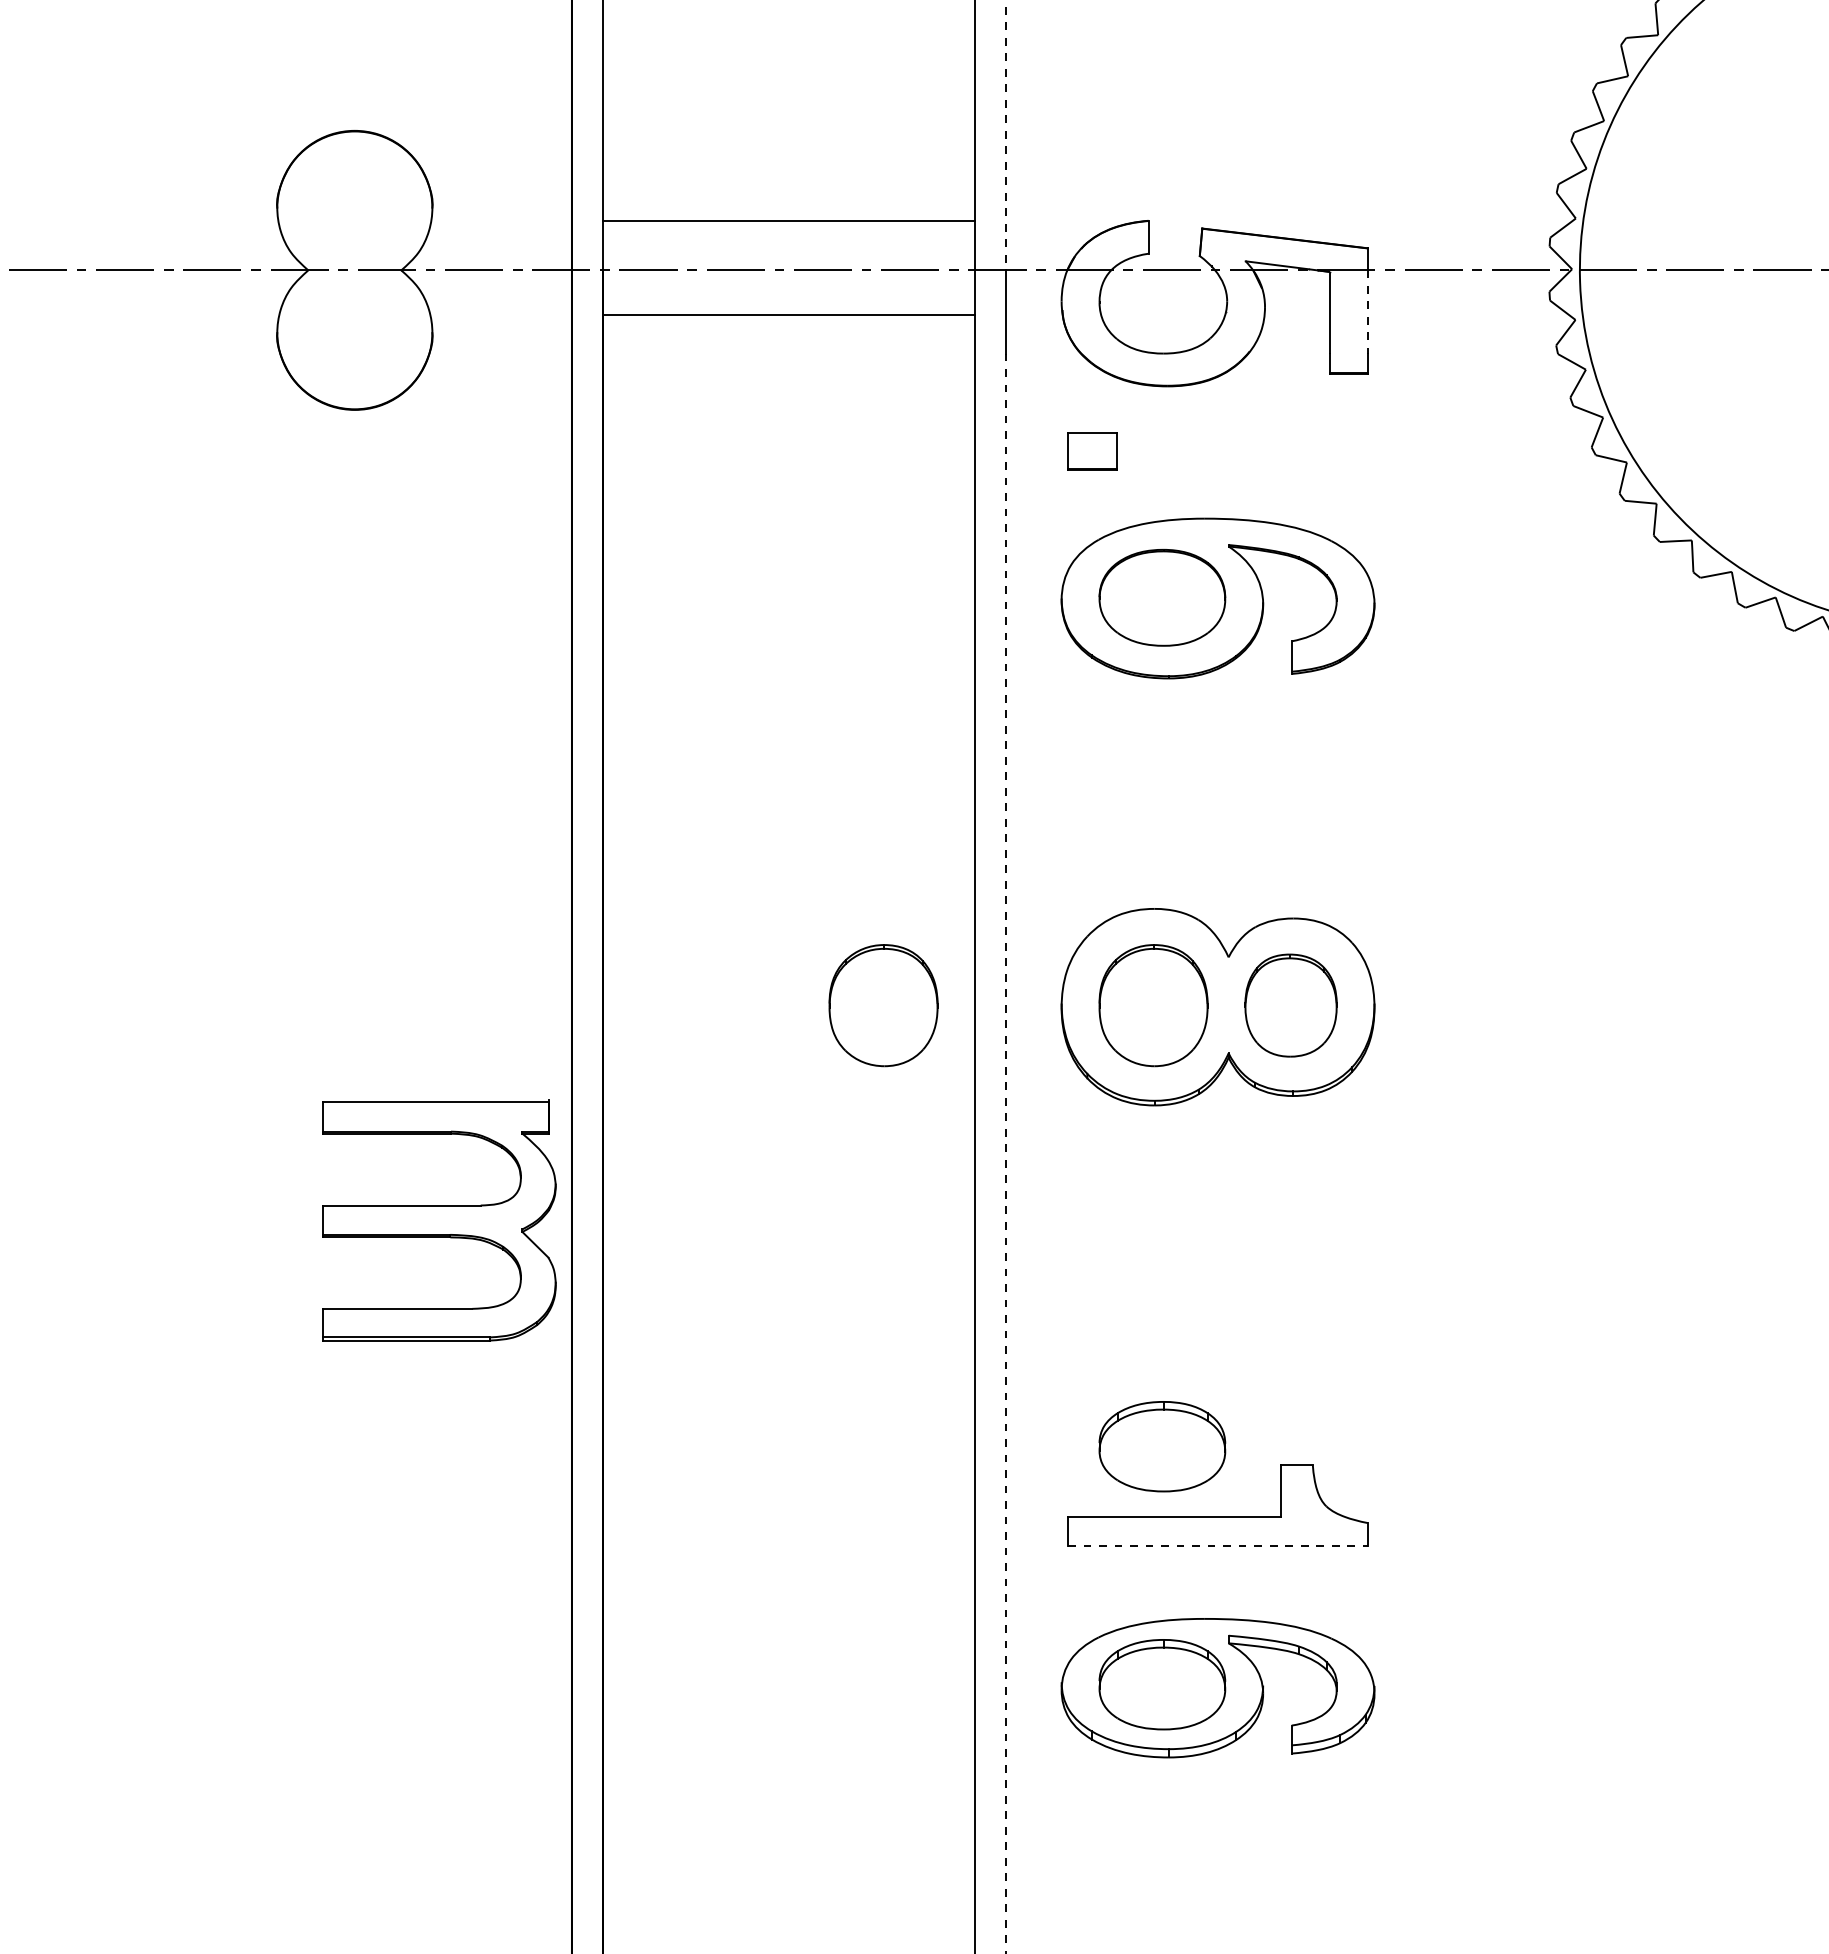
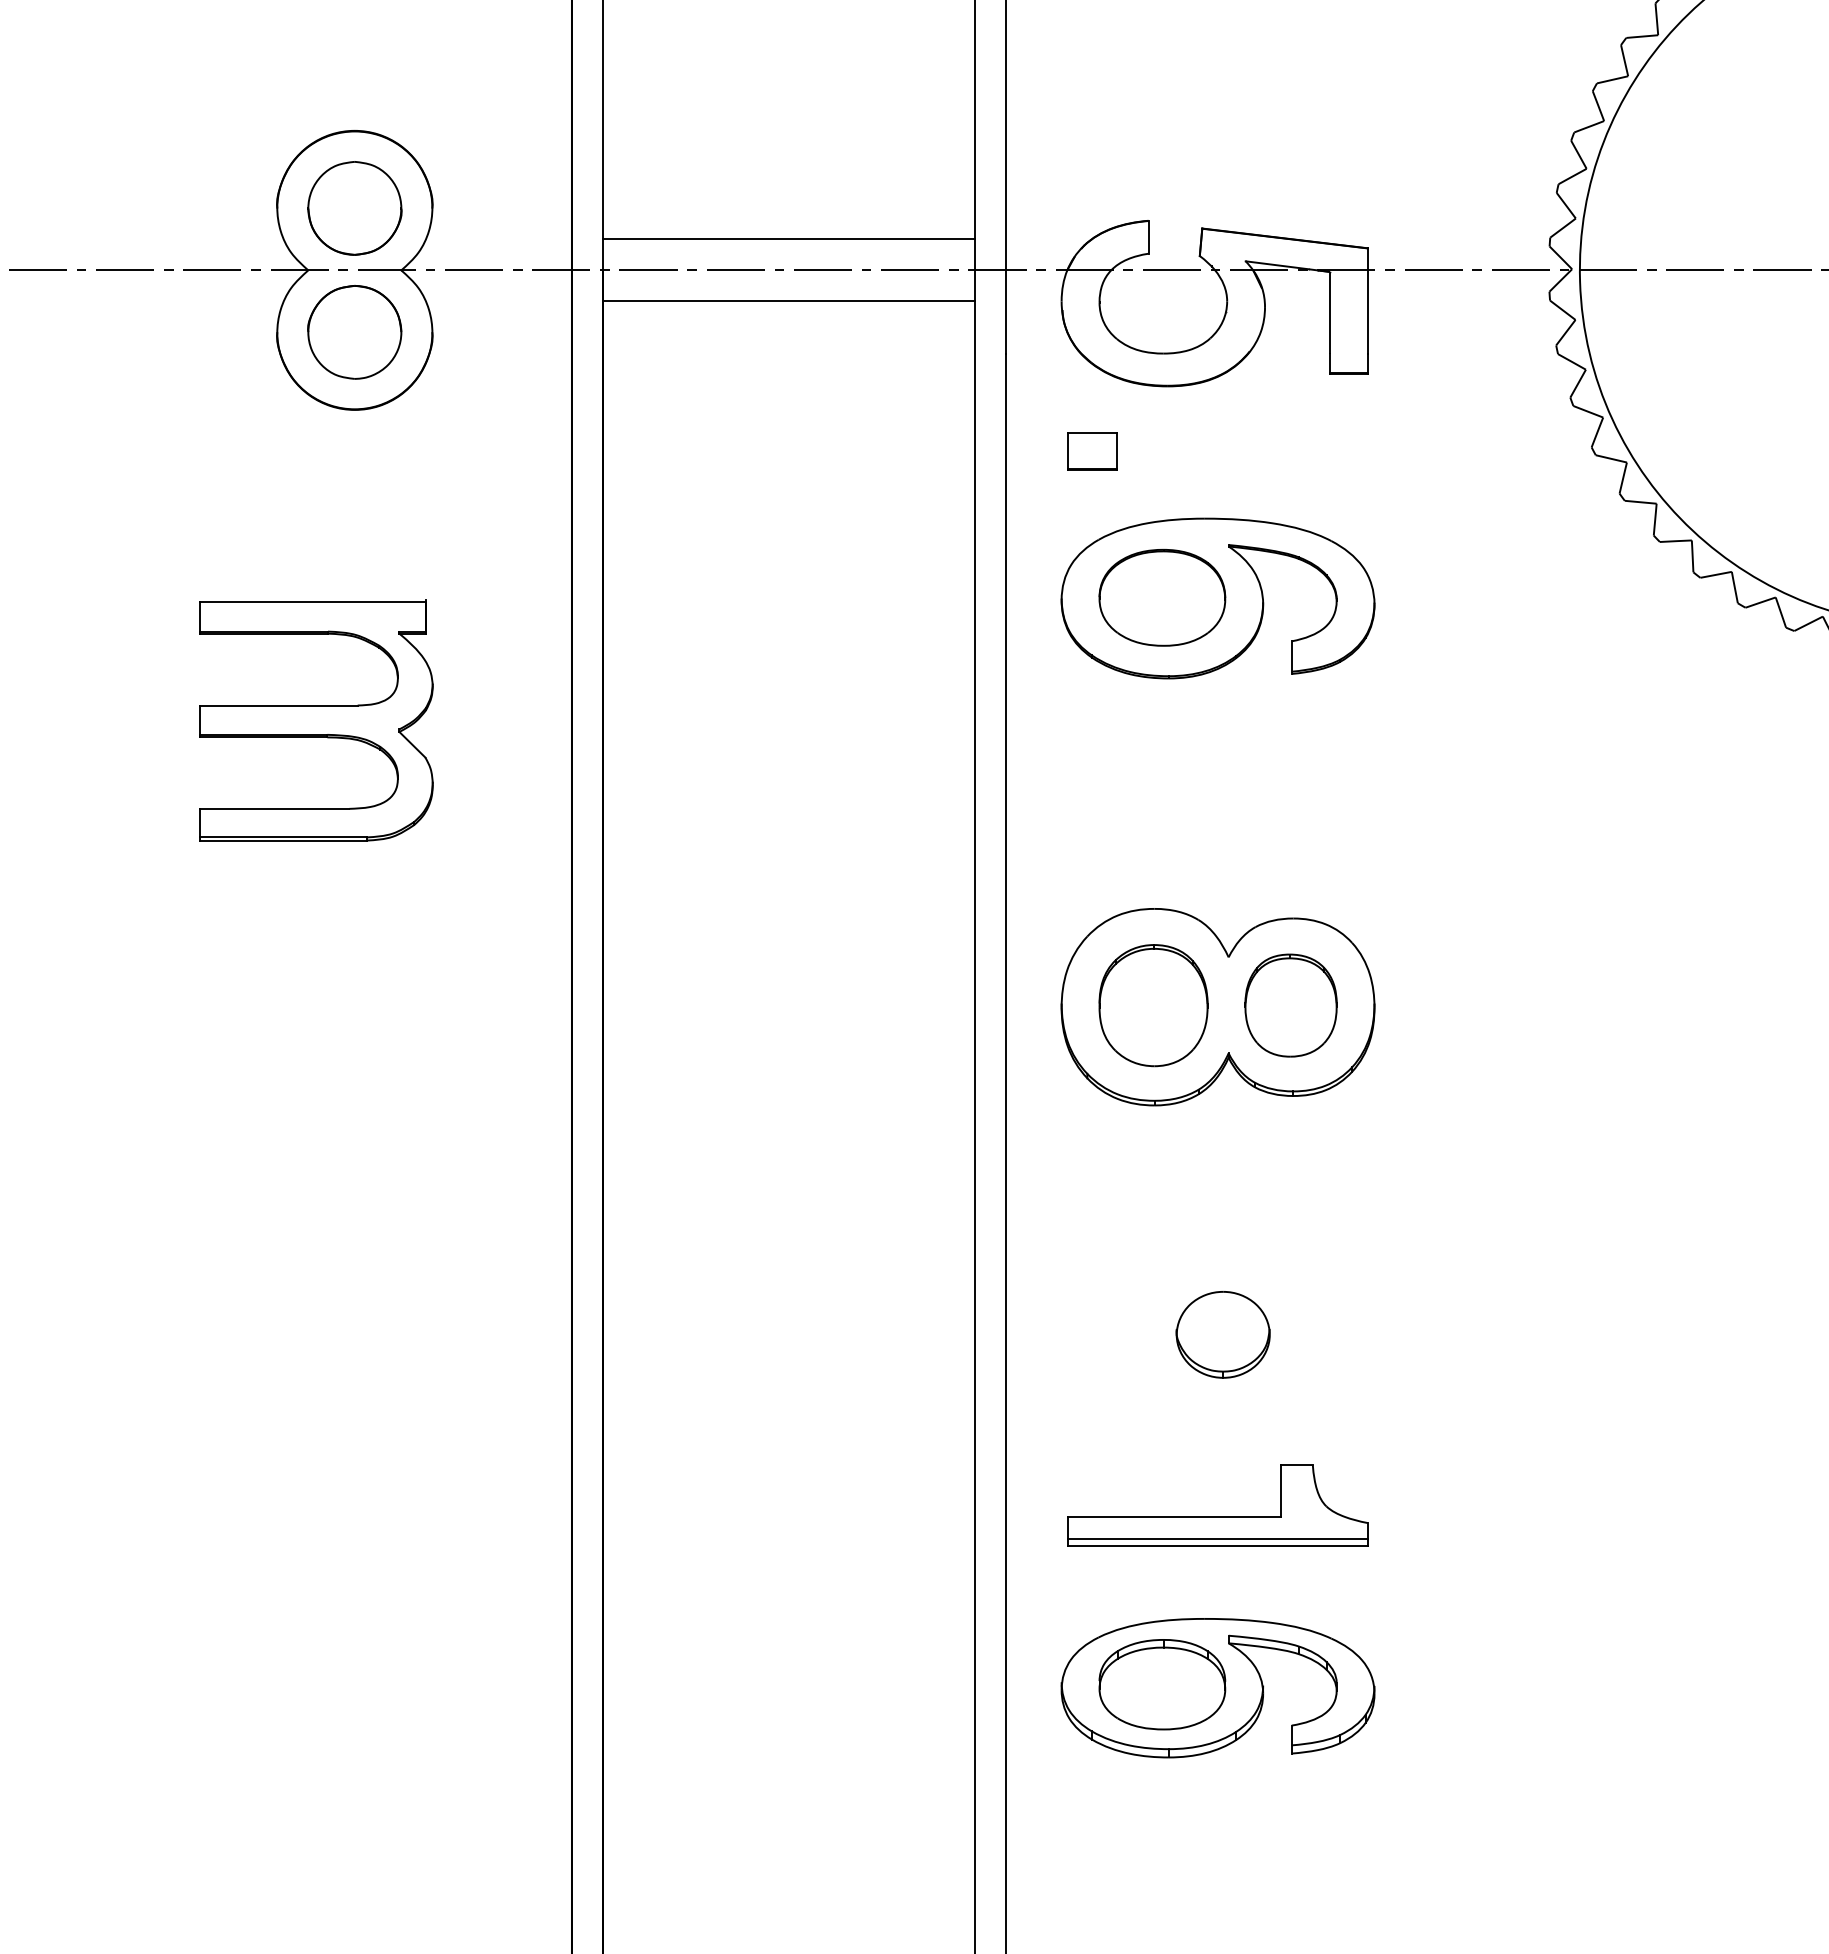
line: dashed -> solid (1006, 135)
part: none -> present (354, 208)
line position: (788, 221) -> (788, 239) (788, 239)
line: dashed -> solid (1367, 311)
line position: (788, 315) -> (788, 301) (788, 301)
part: none -> present (354, 332)
part: present -> none (883, 1005)
line: dashed -> solid (1006, 1153)
part position: (439, 1220) -> (316, 720) (316, 720)
part: none -> present (1222, 1334)
part: present -> none (1162, 1446)
line: none -> present (1217, 1538)
line: dashed -> solid (1217, 1545)
